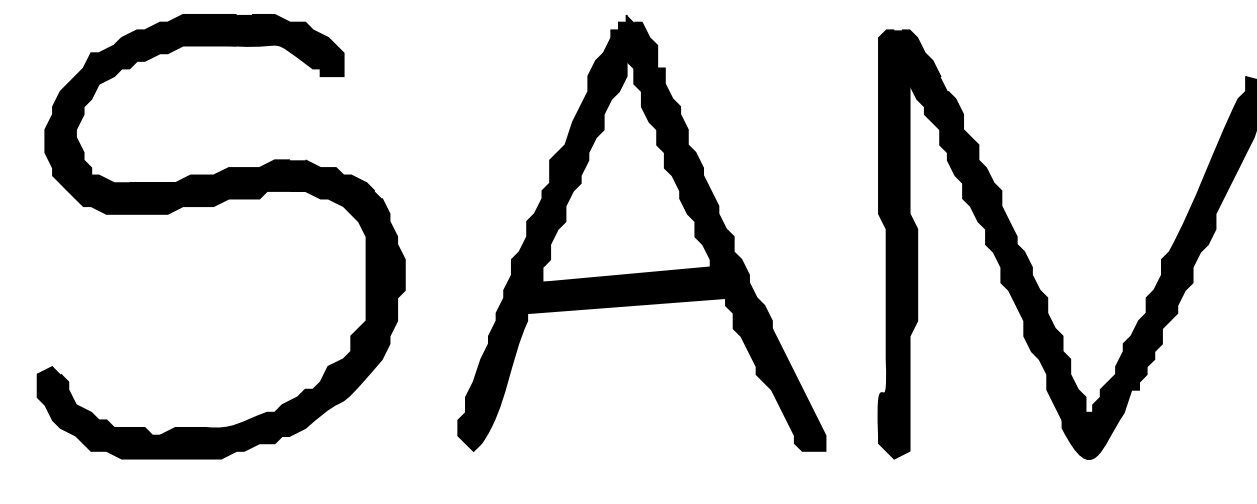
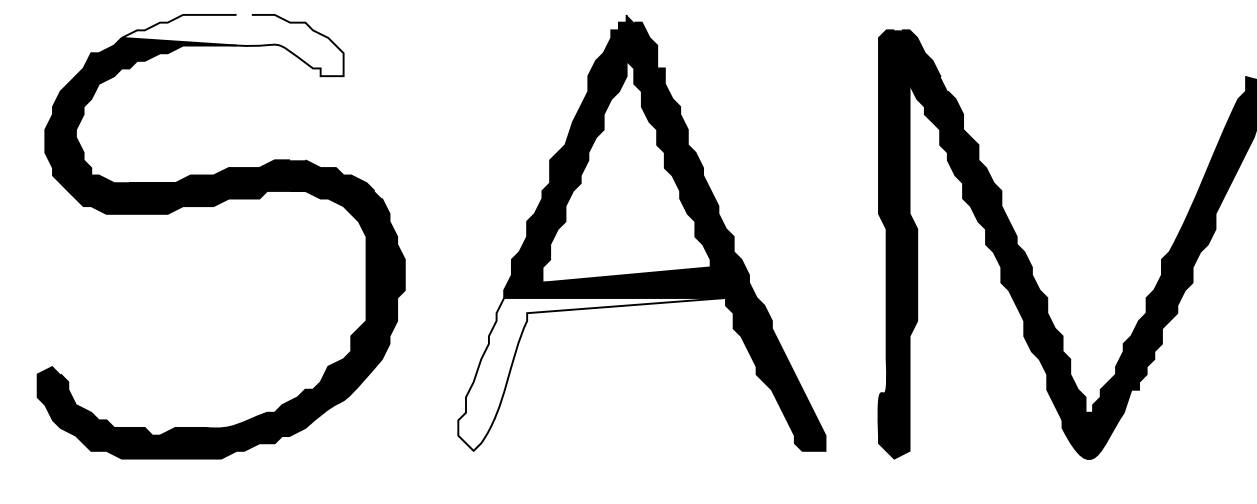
fill: present -> none (232, 45)
fill: present -> none (592, 373)
